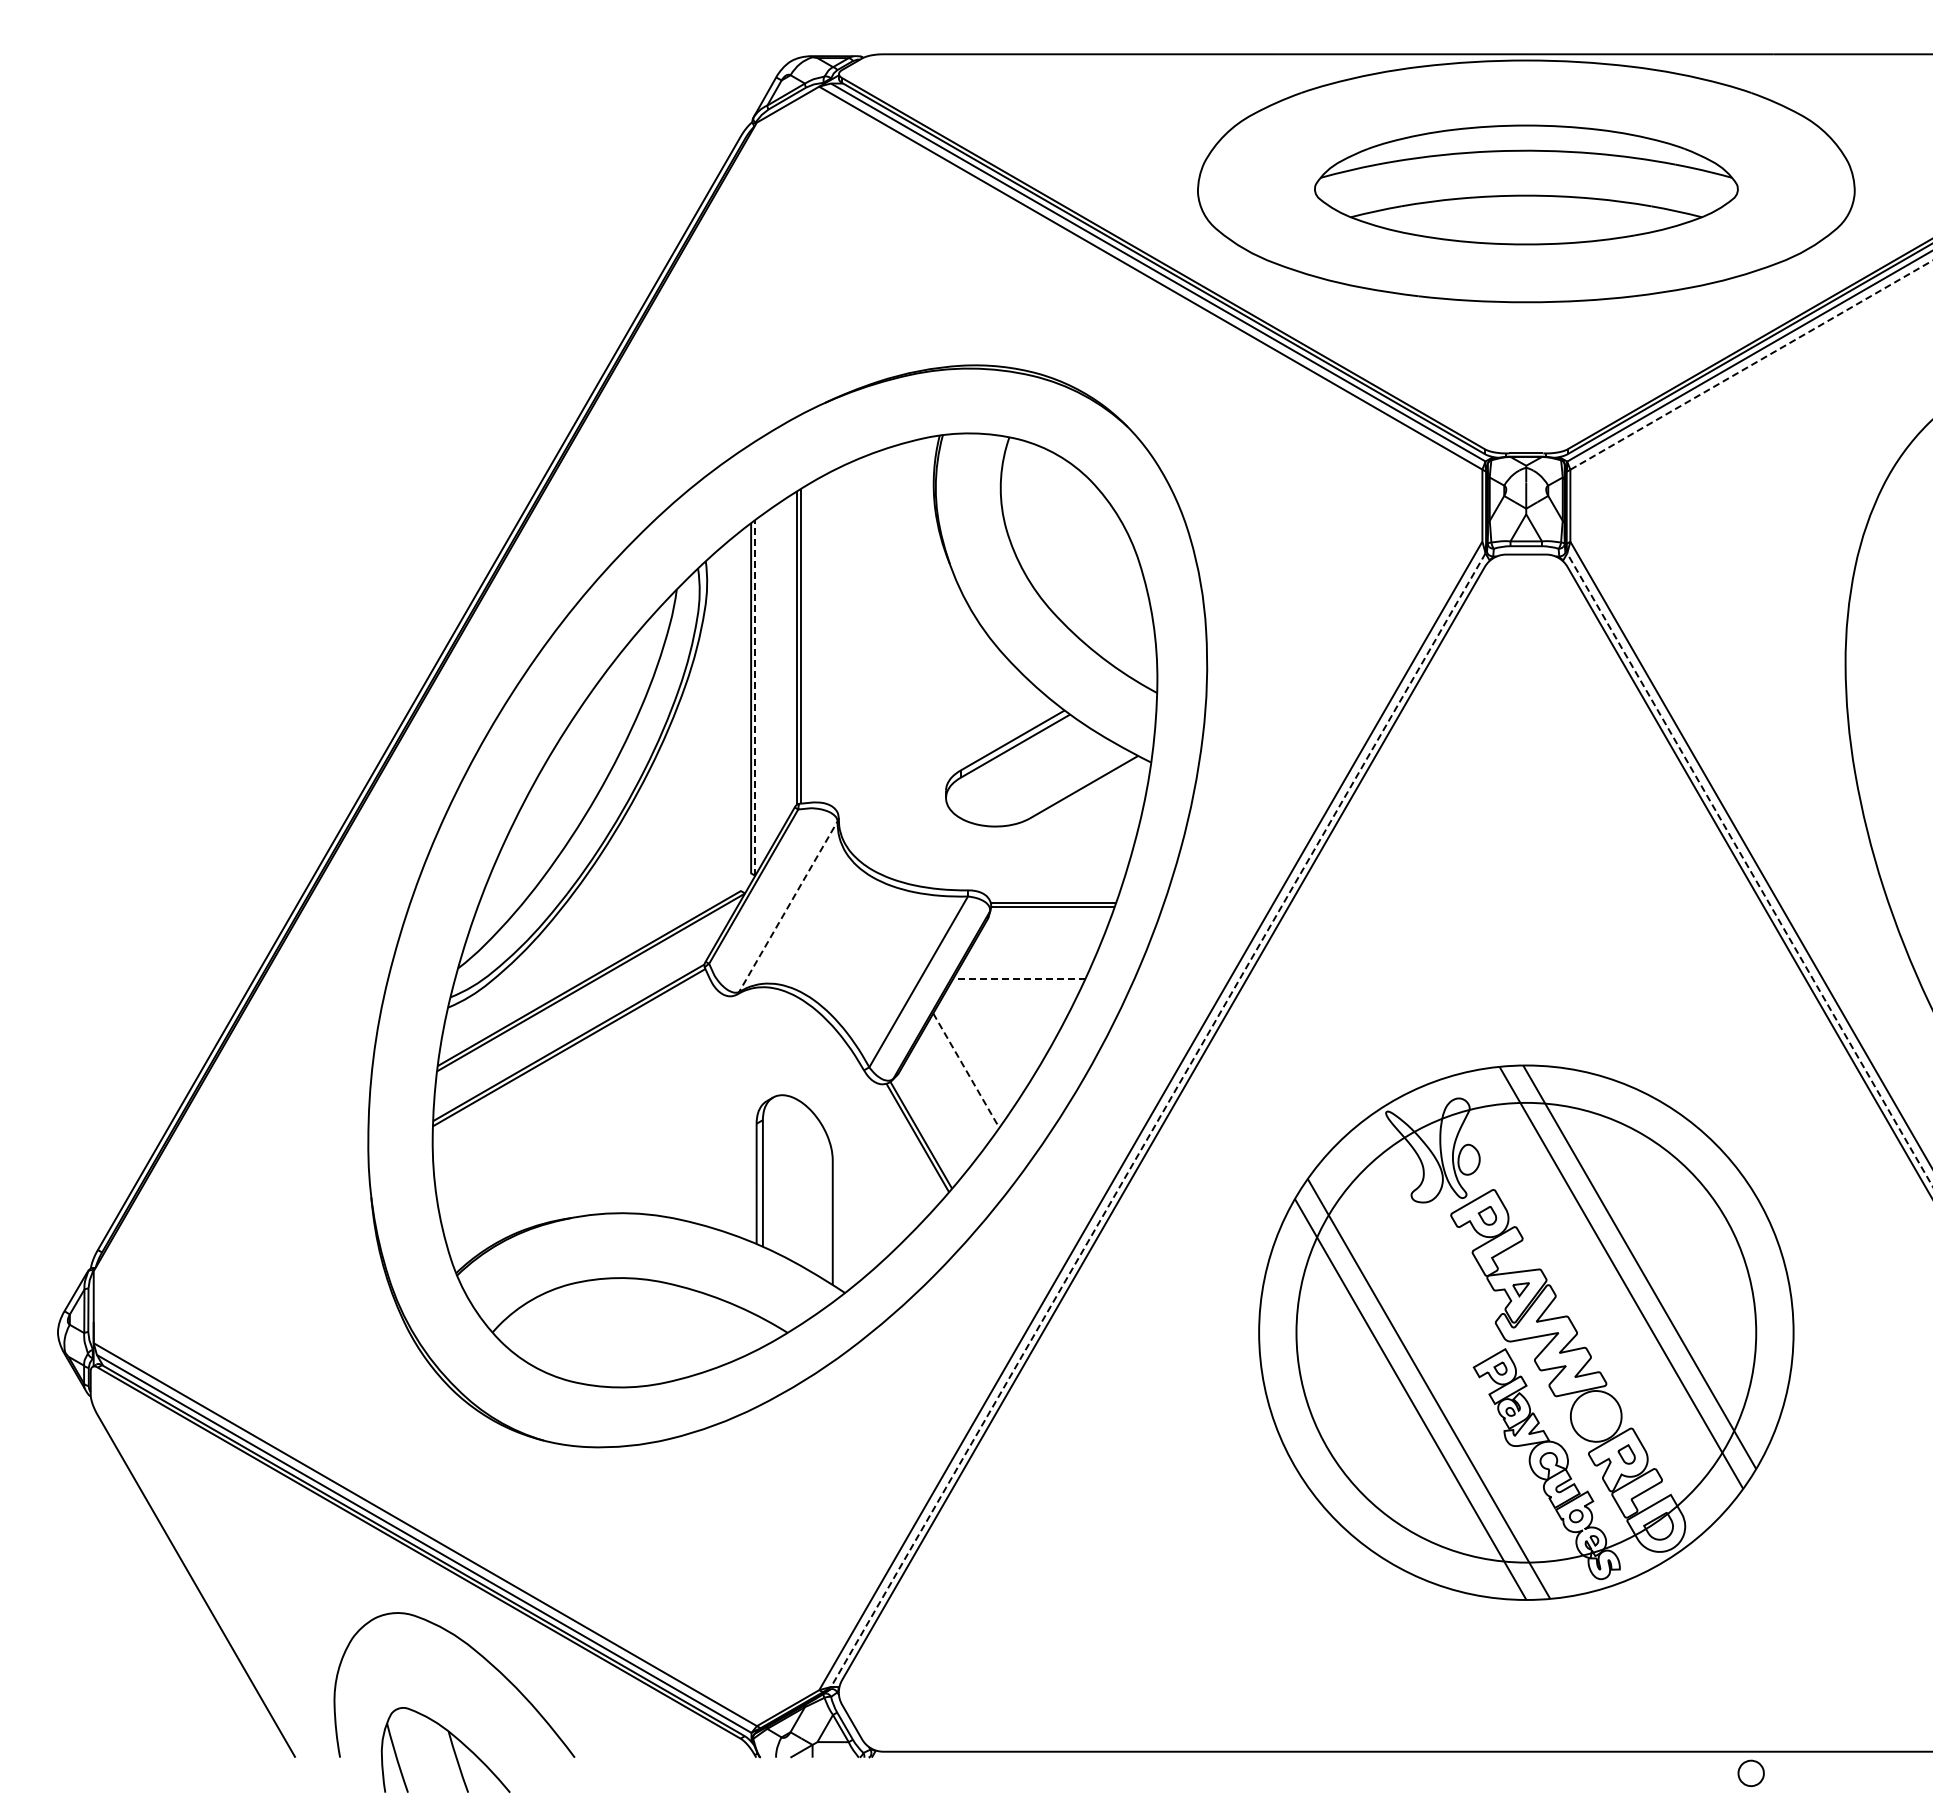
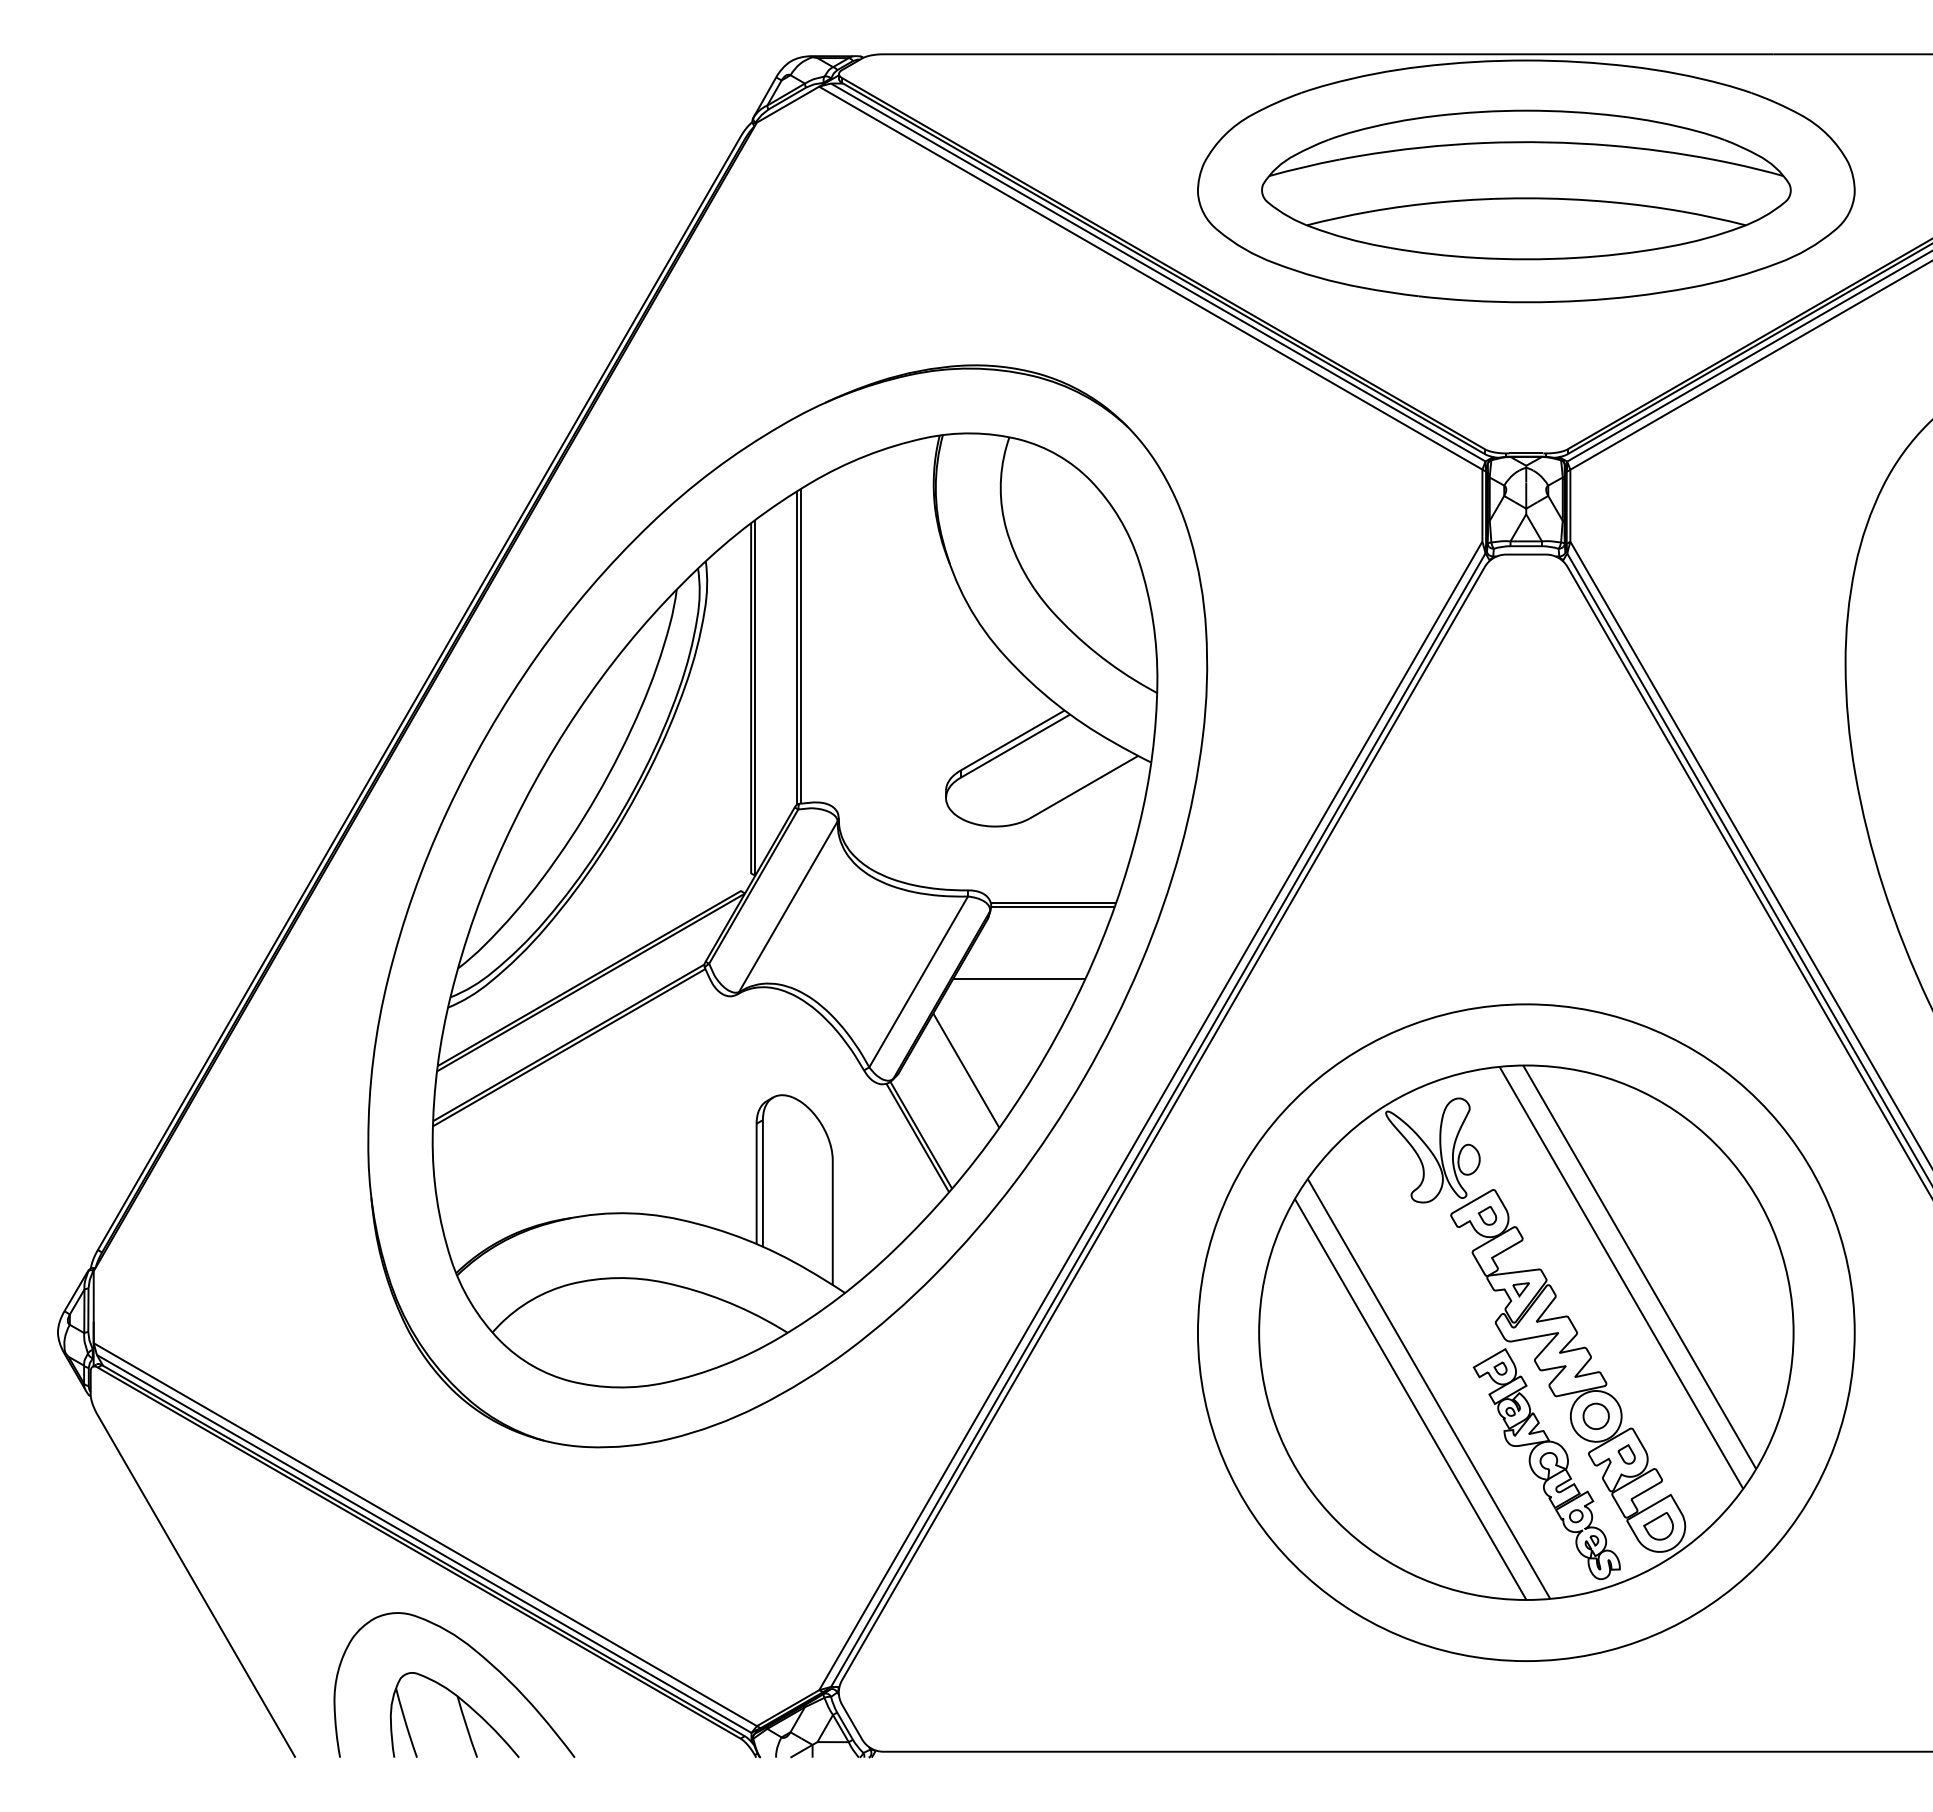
part size: 425x122 px -> 531x152 px (1526, 184)
line: dashed -> solid (1751, 365)
line: dashed -> solid (755, 697)
line: dashed -> solid (1749, 869)
line: dashed -> solid (788, 906)
line: dashed -> solid (1018, 978)
line: dashed -> solid (966, 1071)
line: dashed -> solid (1158, 1120)
circle diameter: 460 px -> 657 px (1525, 1332)
part position: (452, 1749) -> (461, 1714) (461, 1714)
part position: (1750, 1772) -> (1595, 1415) (1595, 1415)
